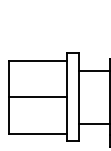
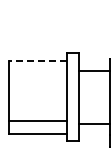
line: solid -> dashed (37, 60)
line position: (37, 97) -> (37, 121) (37, 121)
